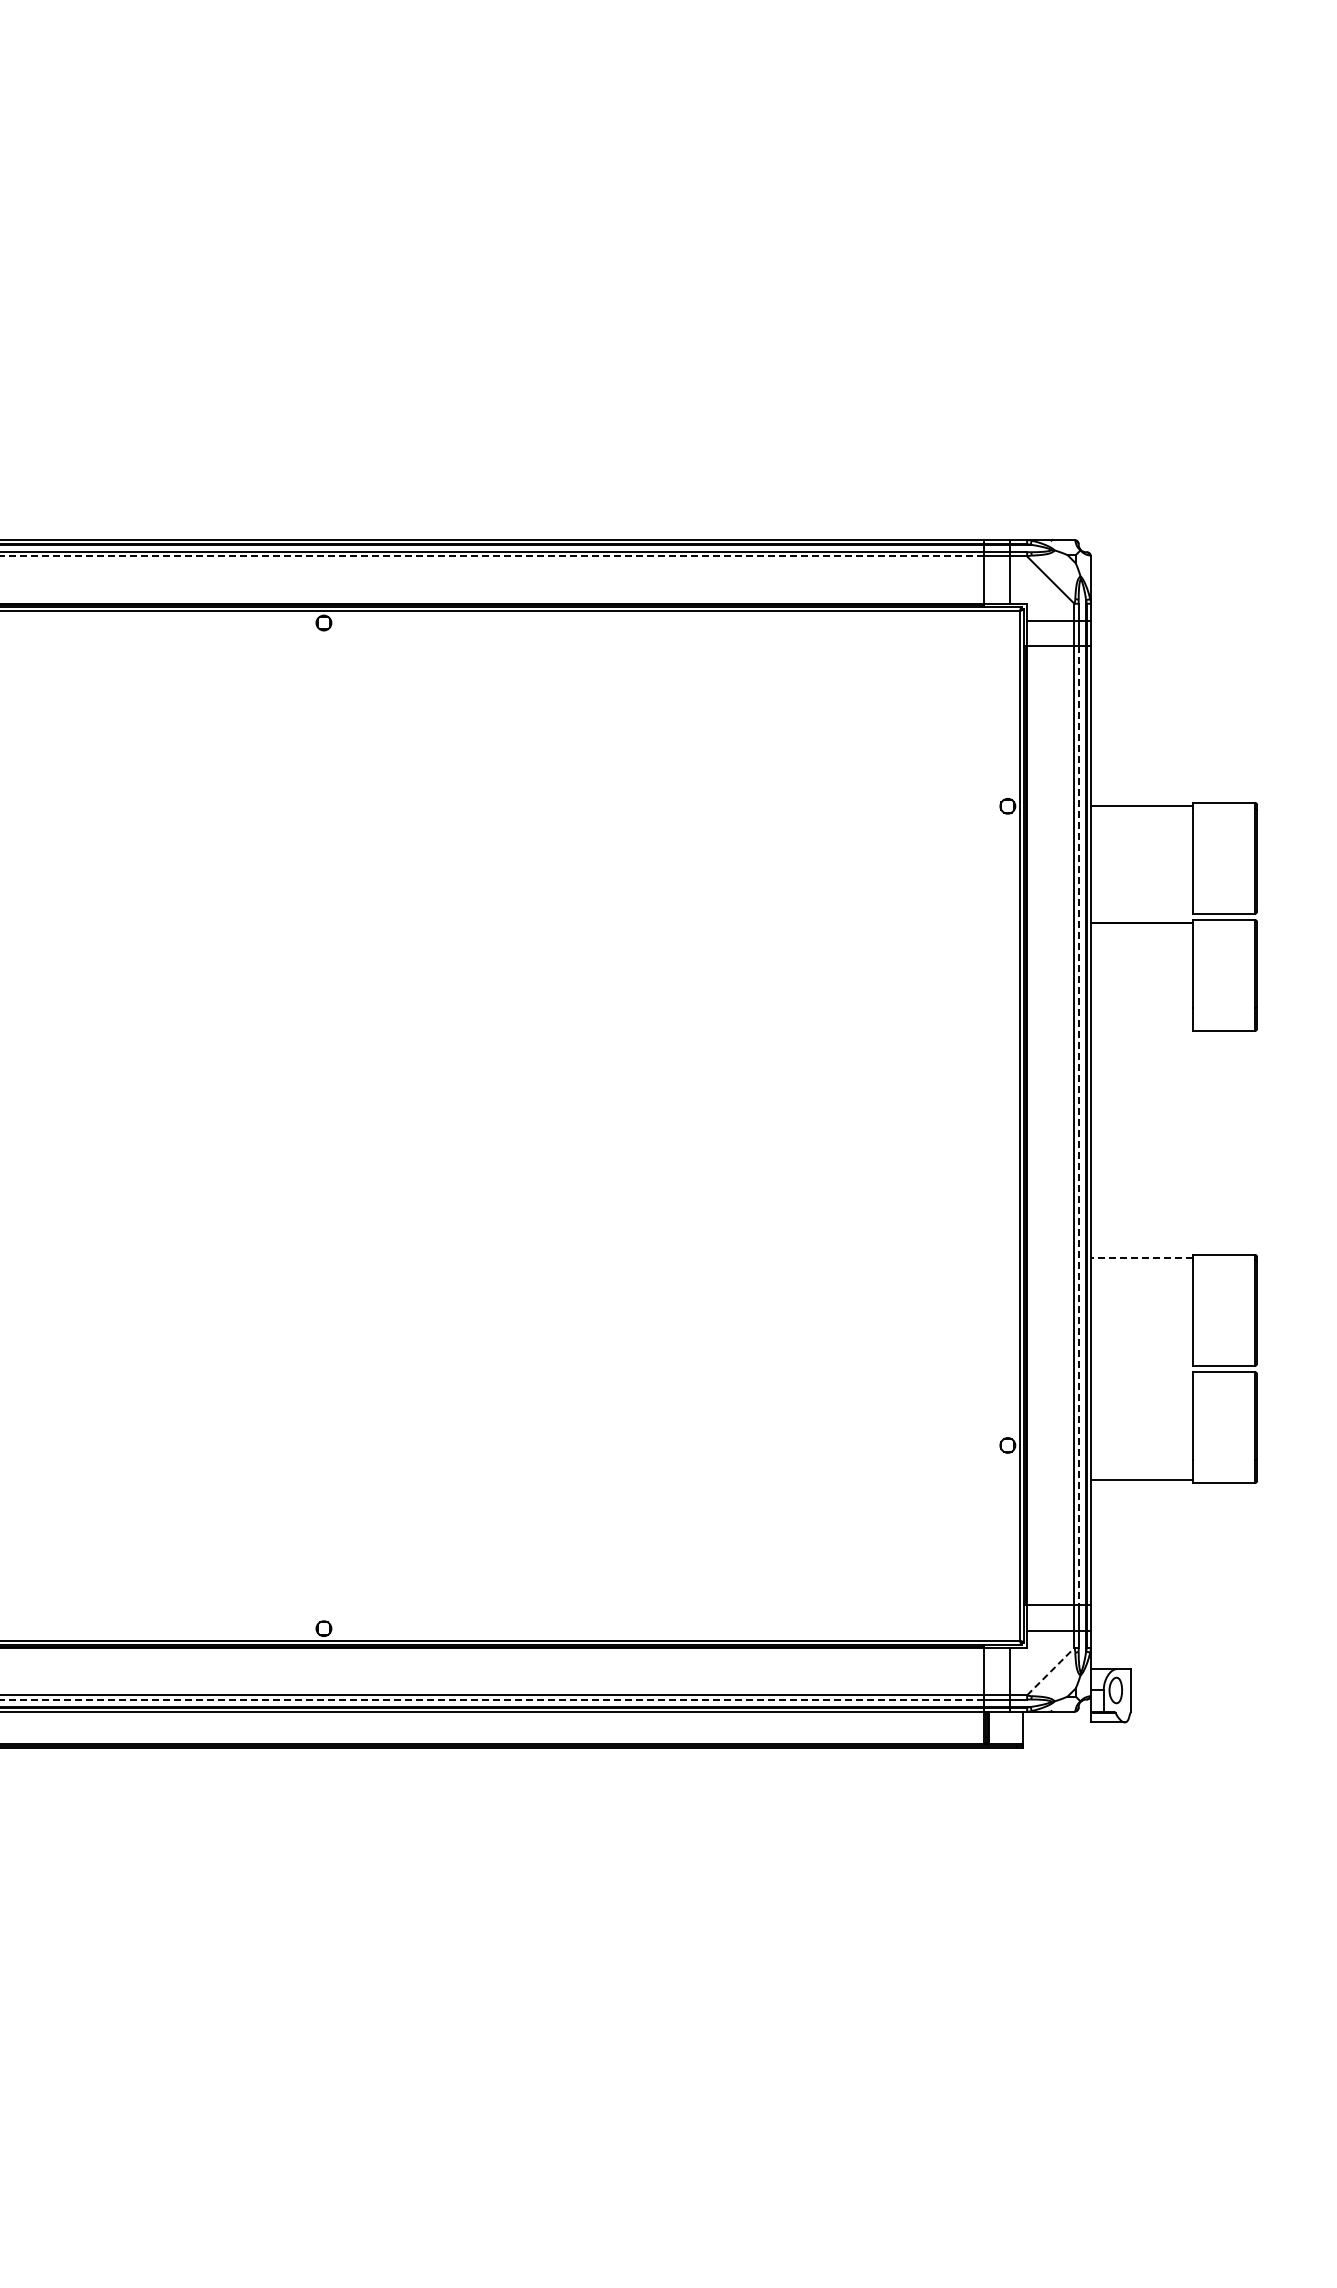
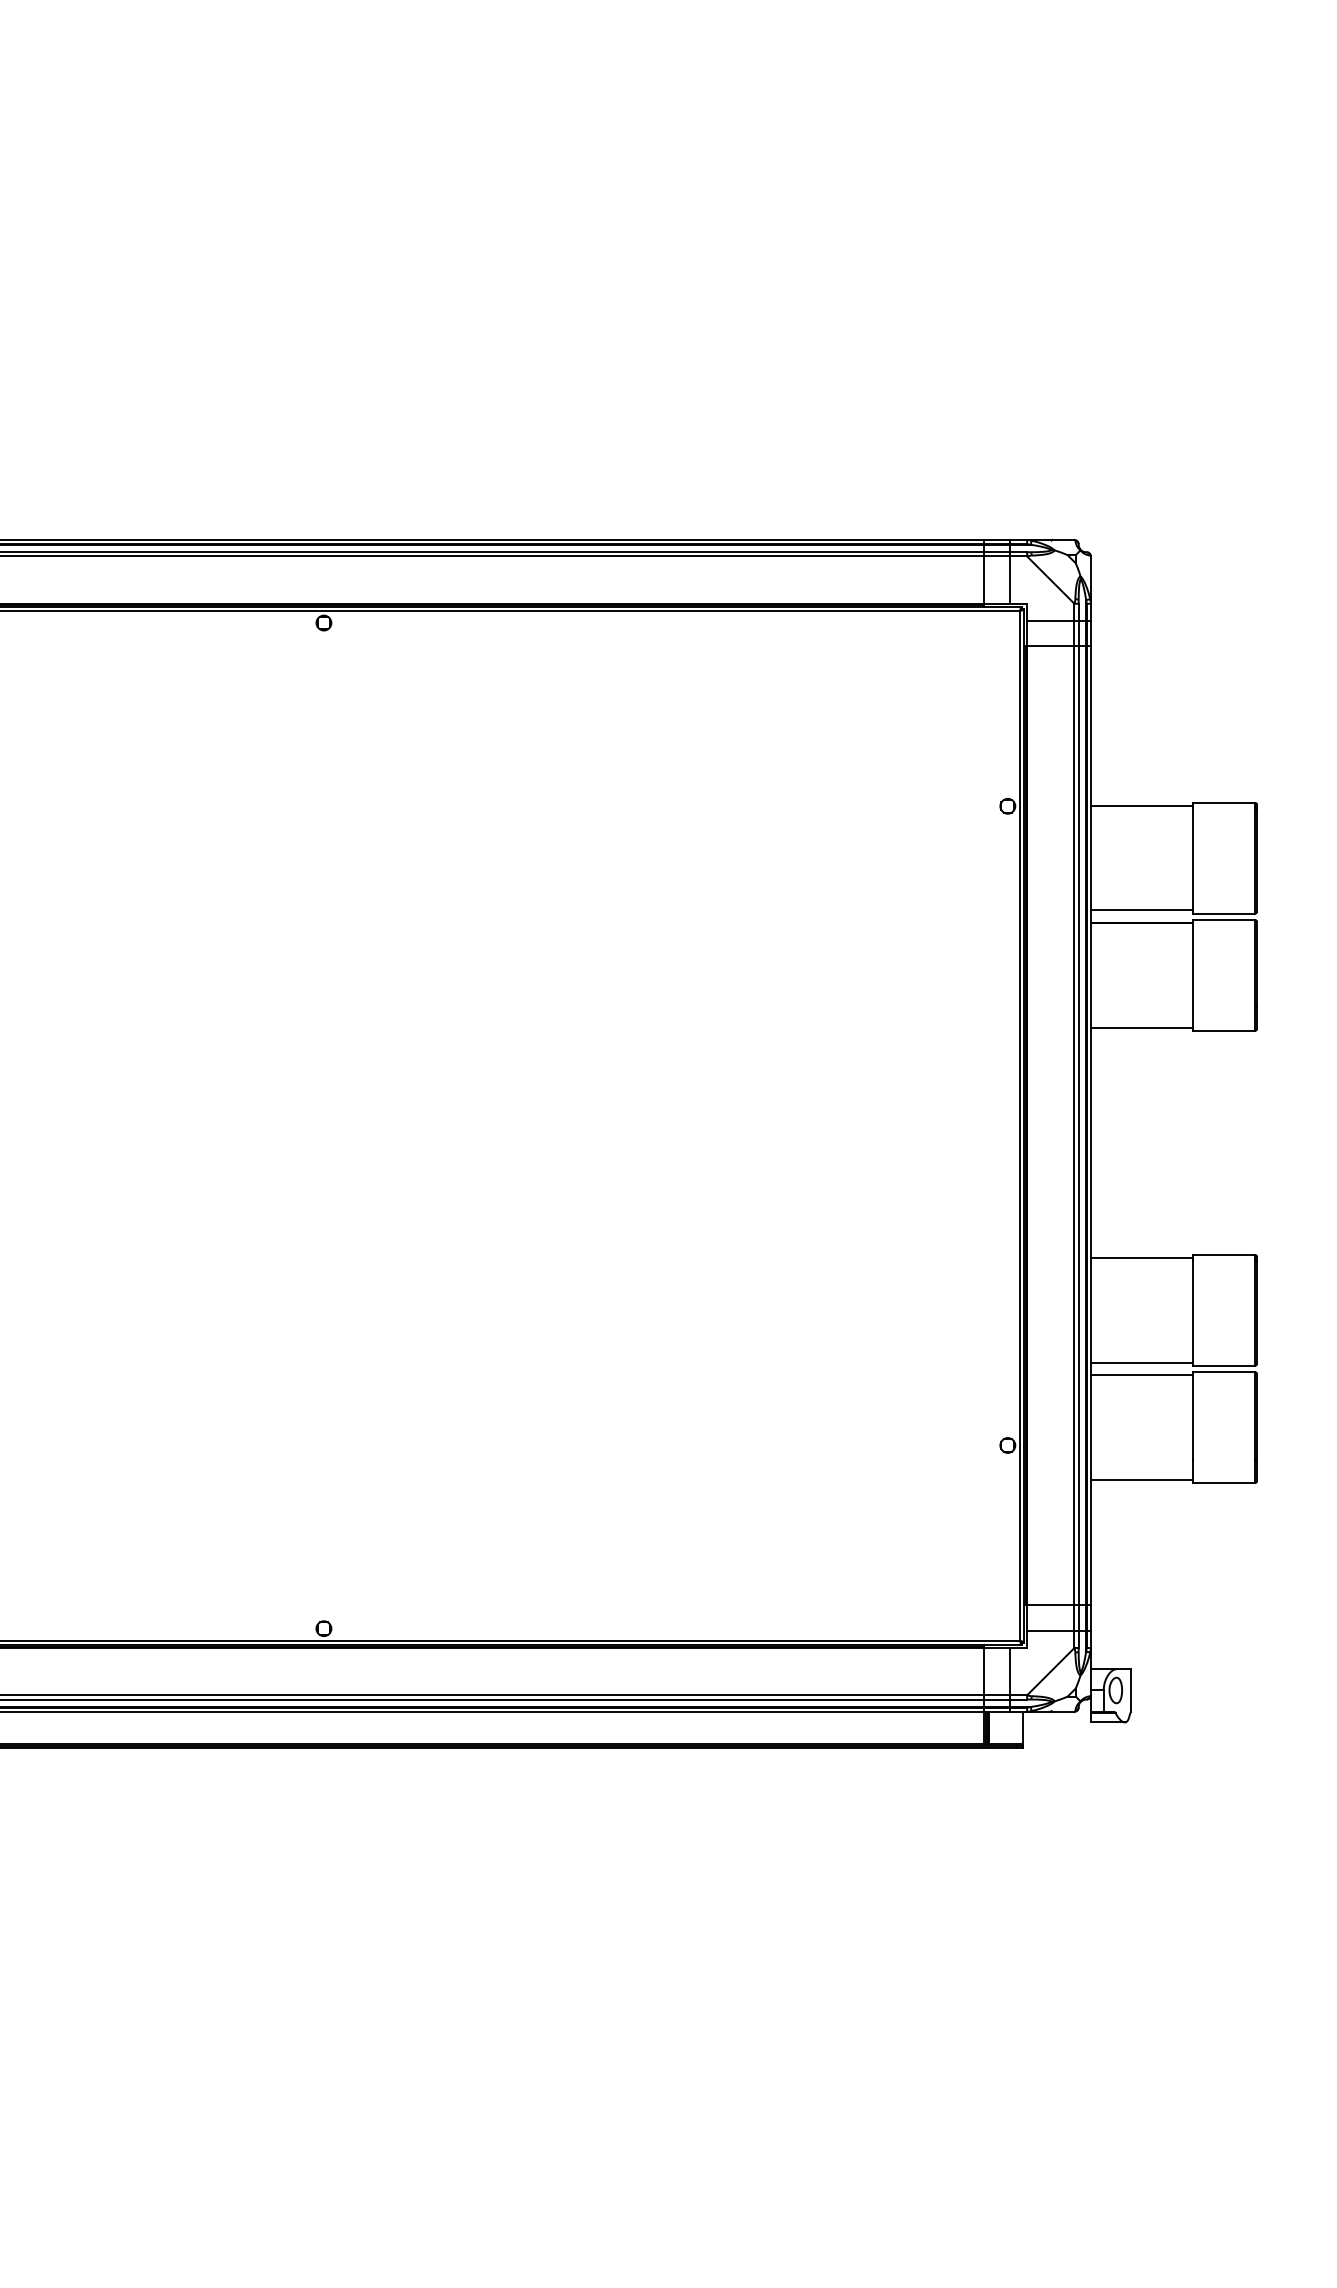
line: dashed -> solid (492, 556)
line: none -> present (1141, 910)
line: none -> present (1141, 1027)
line: dashed -> solid (1078, 1126)
line: dashed -> solid (1141, 1258)
line: none -> present (1141, 1362)
line: none -> present (1141, 1375)
line: dashed -> solid (1051, 1671)
line: dashed -> solid (492, 1699)
